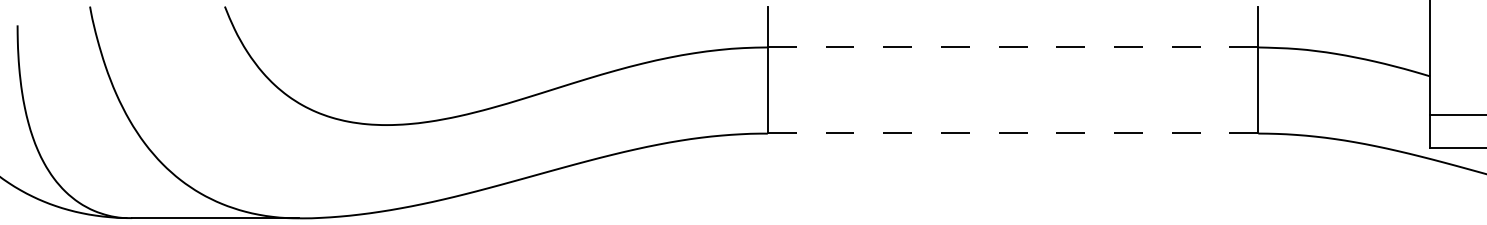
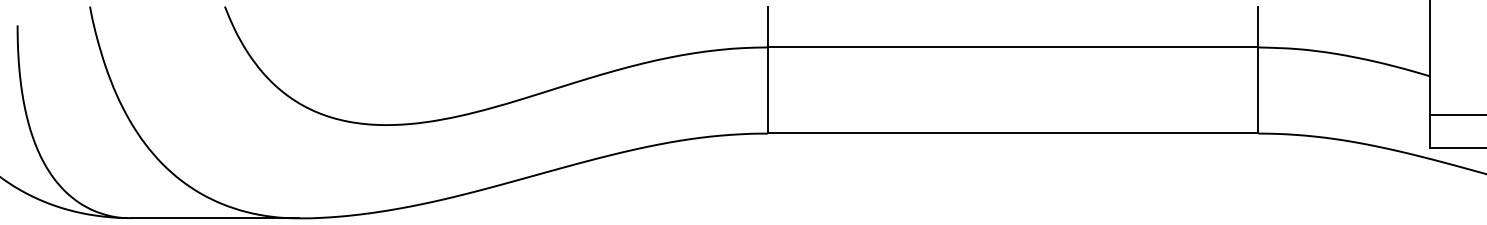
line: dashed -> solid (1013, 47)
line: dashed -> solid (1013, 133)
